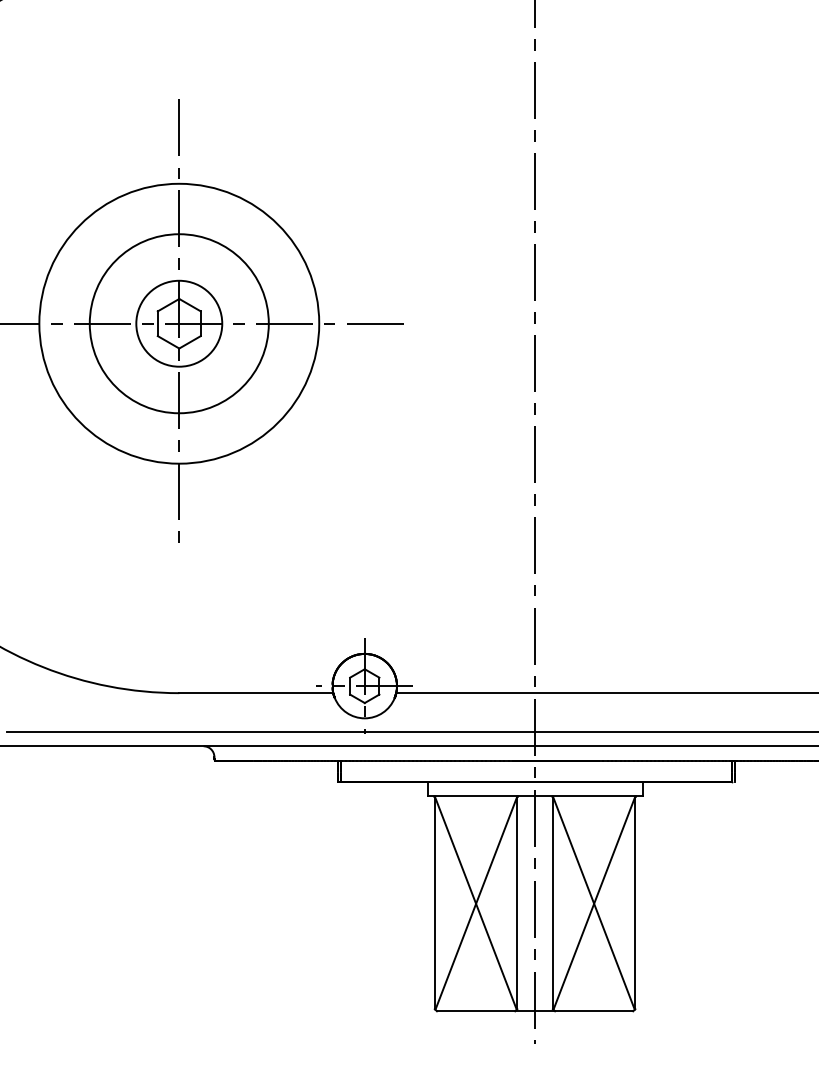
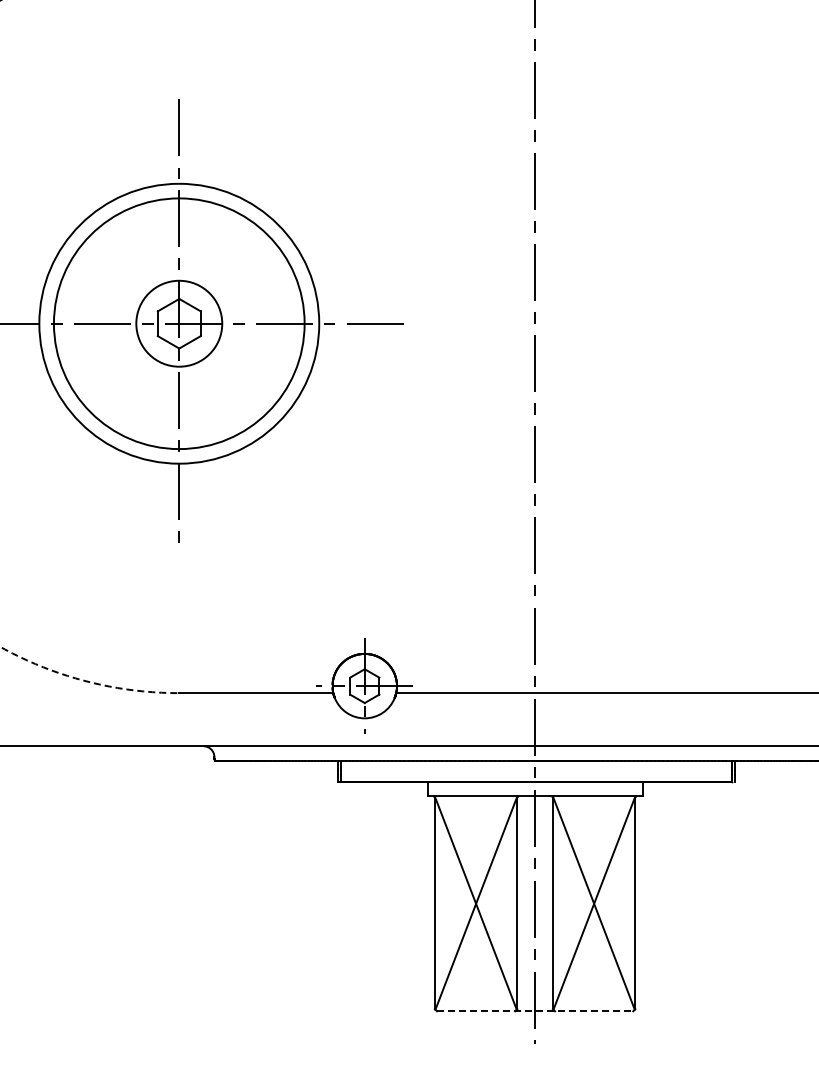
circle diameter: 179 px -> 251 px (178, 323)
arc: solid -> dashed (86, 681)
line: present -> none (411, 731)
line: solid -> dashed (535, 1011)
